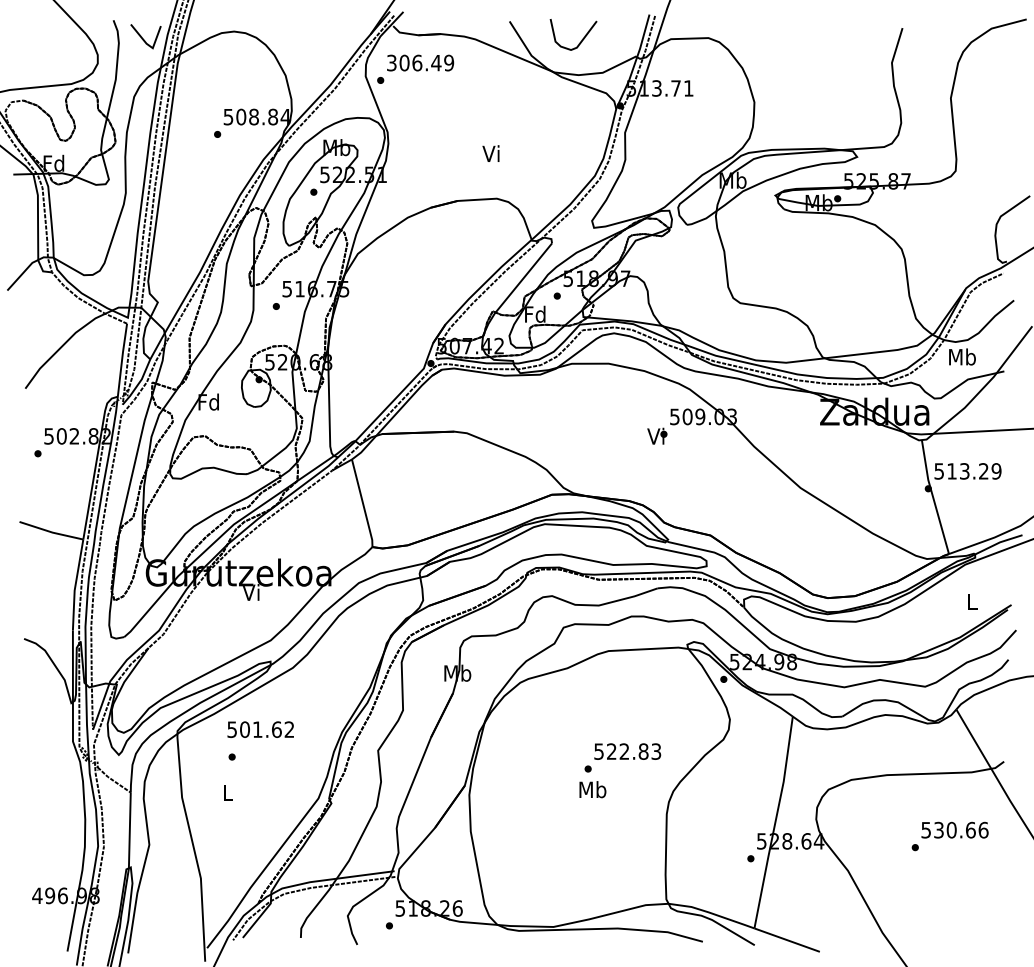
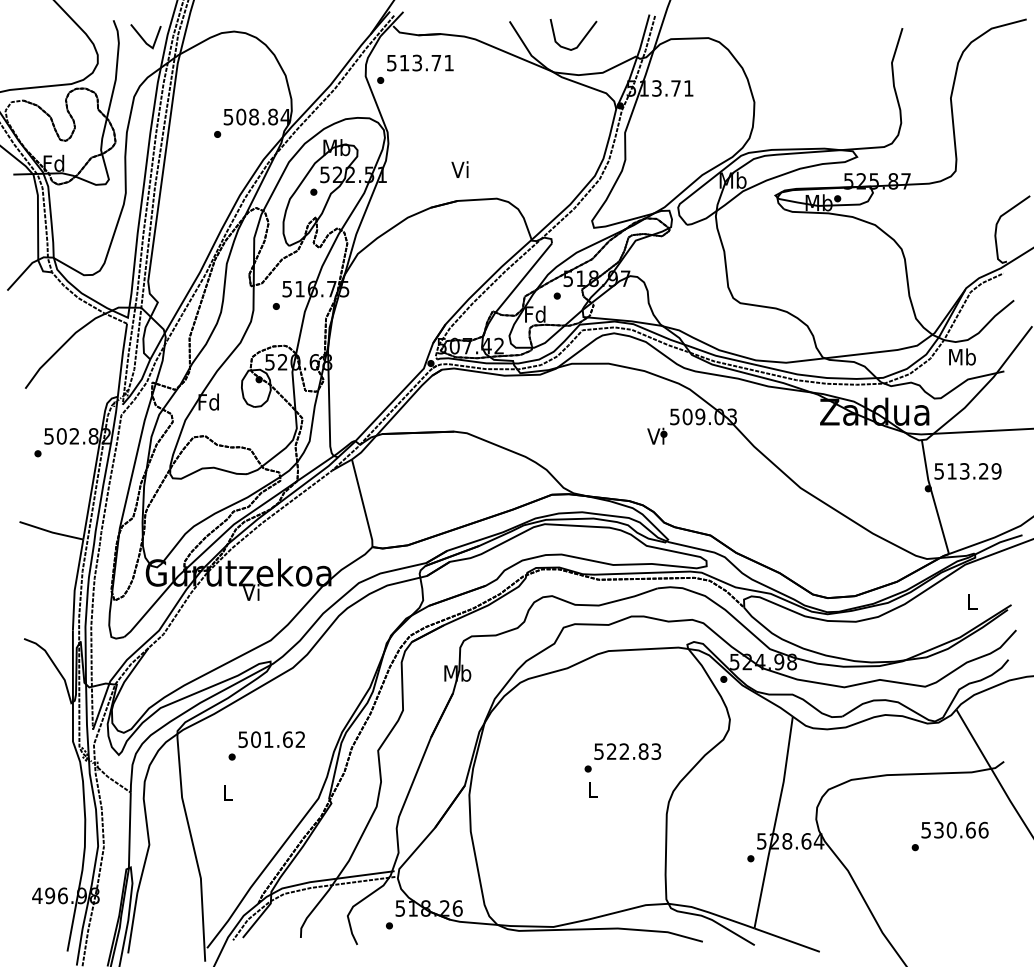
text: 306.49 -> 513.71 (420, 62)
text position: (490, 153) -> (459, 169) (459, 169)
text position: (260, 729) -> (271, 739) (271, 739)
text: Mb -> L (592, 789)
